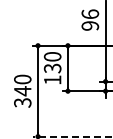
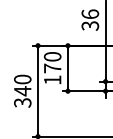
text: 96 -> 36 (90, 25)
text: 130 -> 170 (52, 68)
line: dashed -> solid (72, 136)
